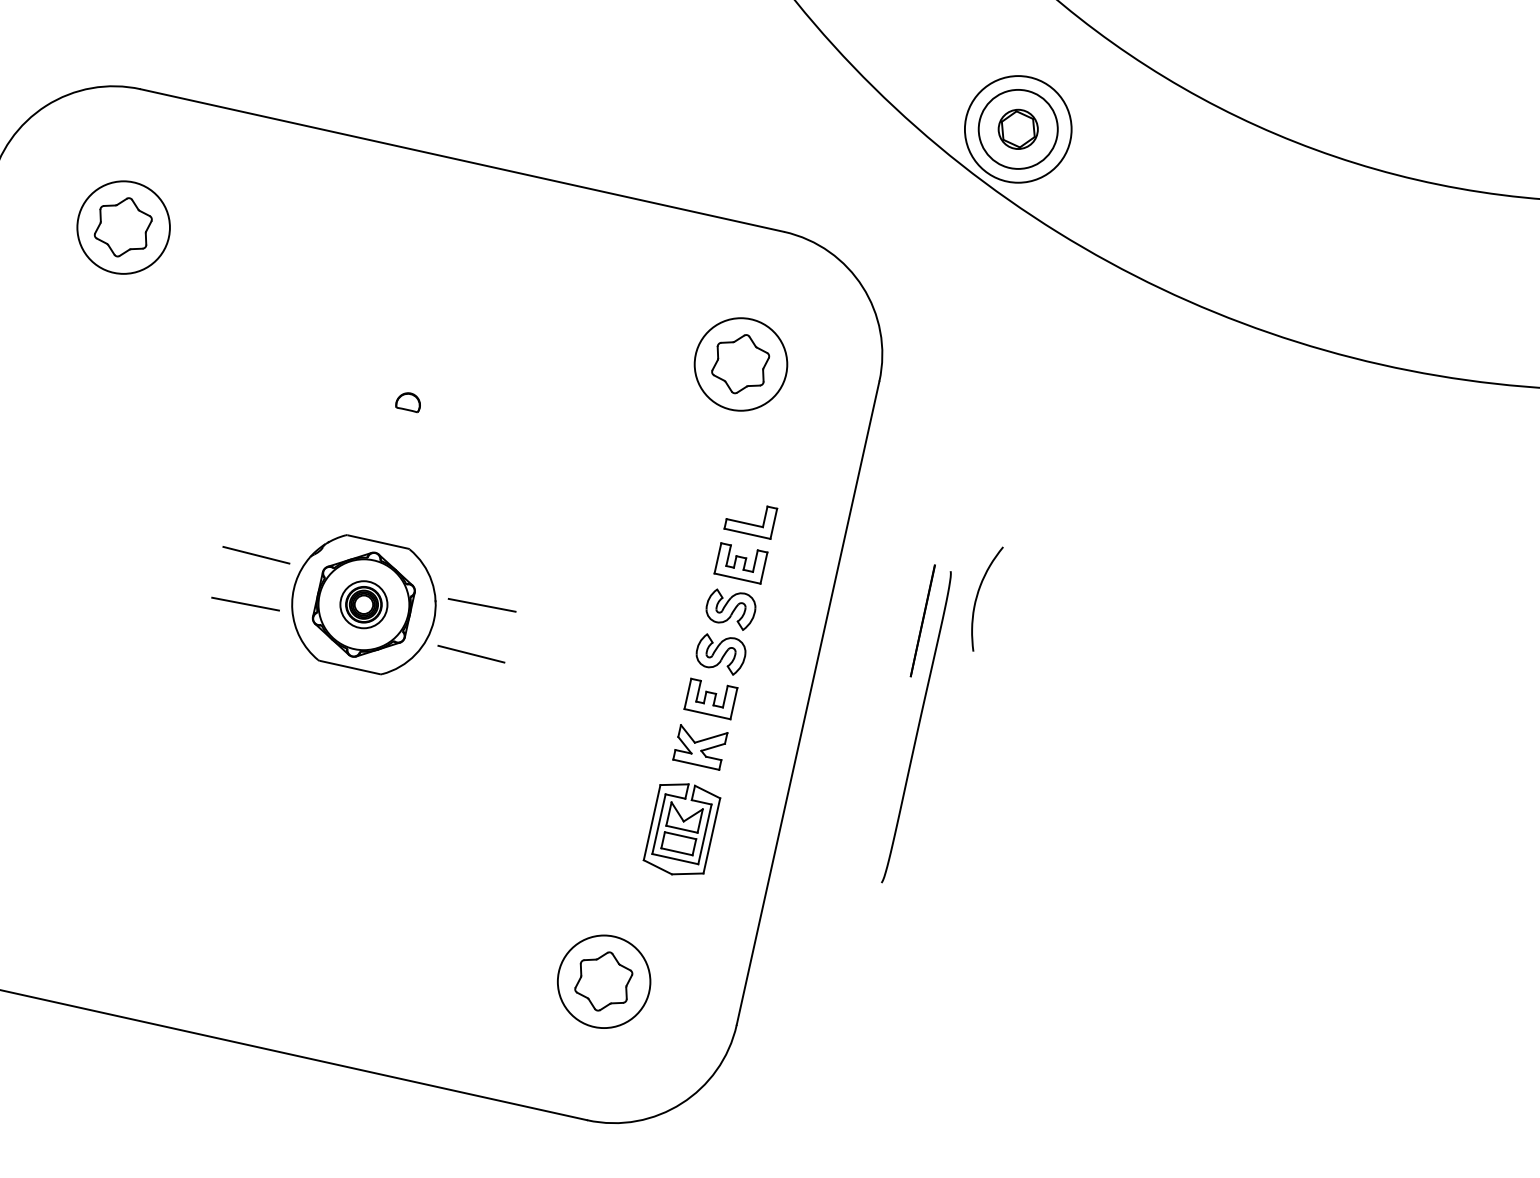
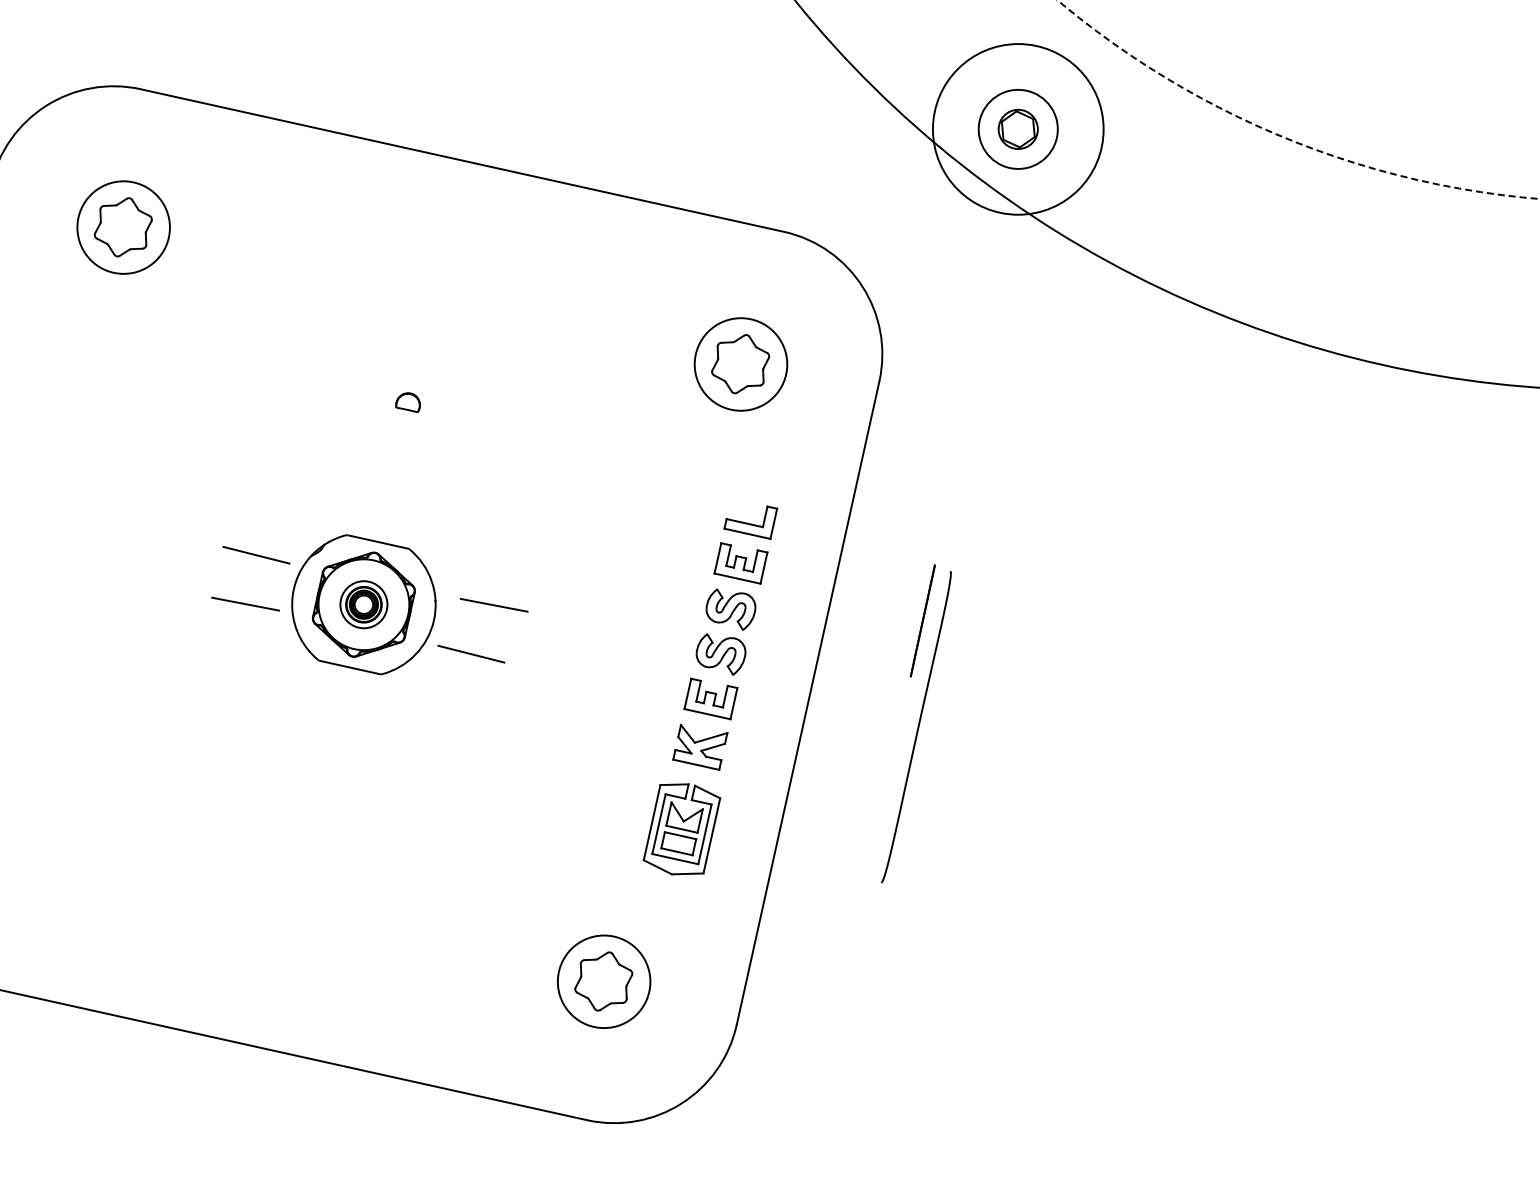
circle: solid -> dashed (1298, 99)
circle diameter: 107 px -> 171 px (1017, 129)
curve: present -> none (978, 595)
line position: (481, 605) -> (493, 605) (493, 605)
